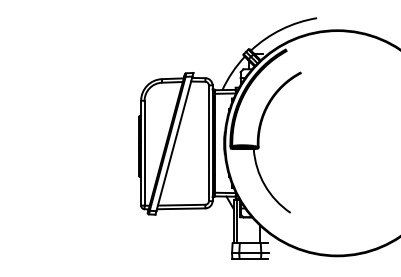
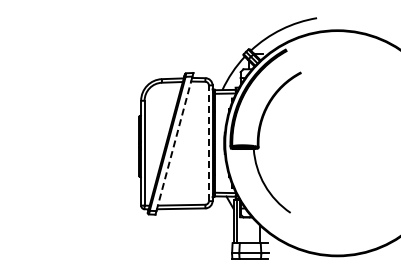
line: solid -> dashed (174, 143)
line: solid -> dashed (208, 143)
